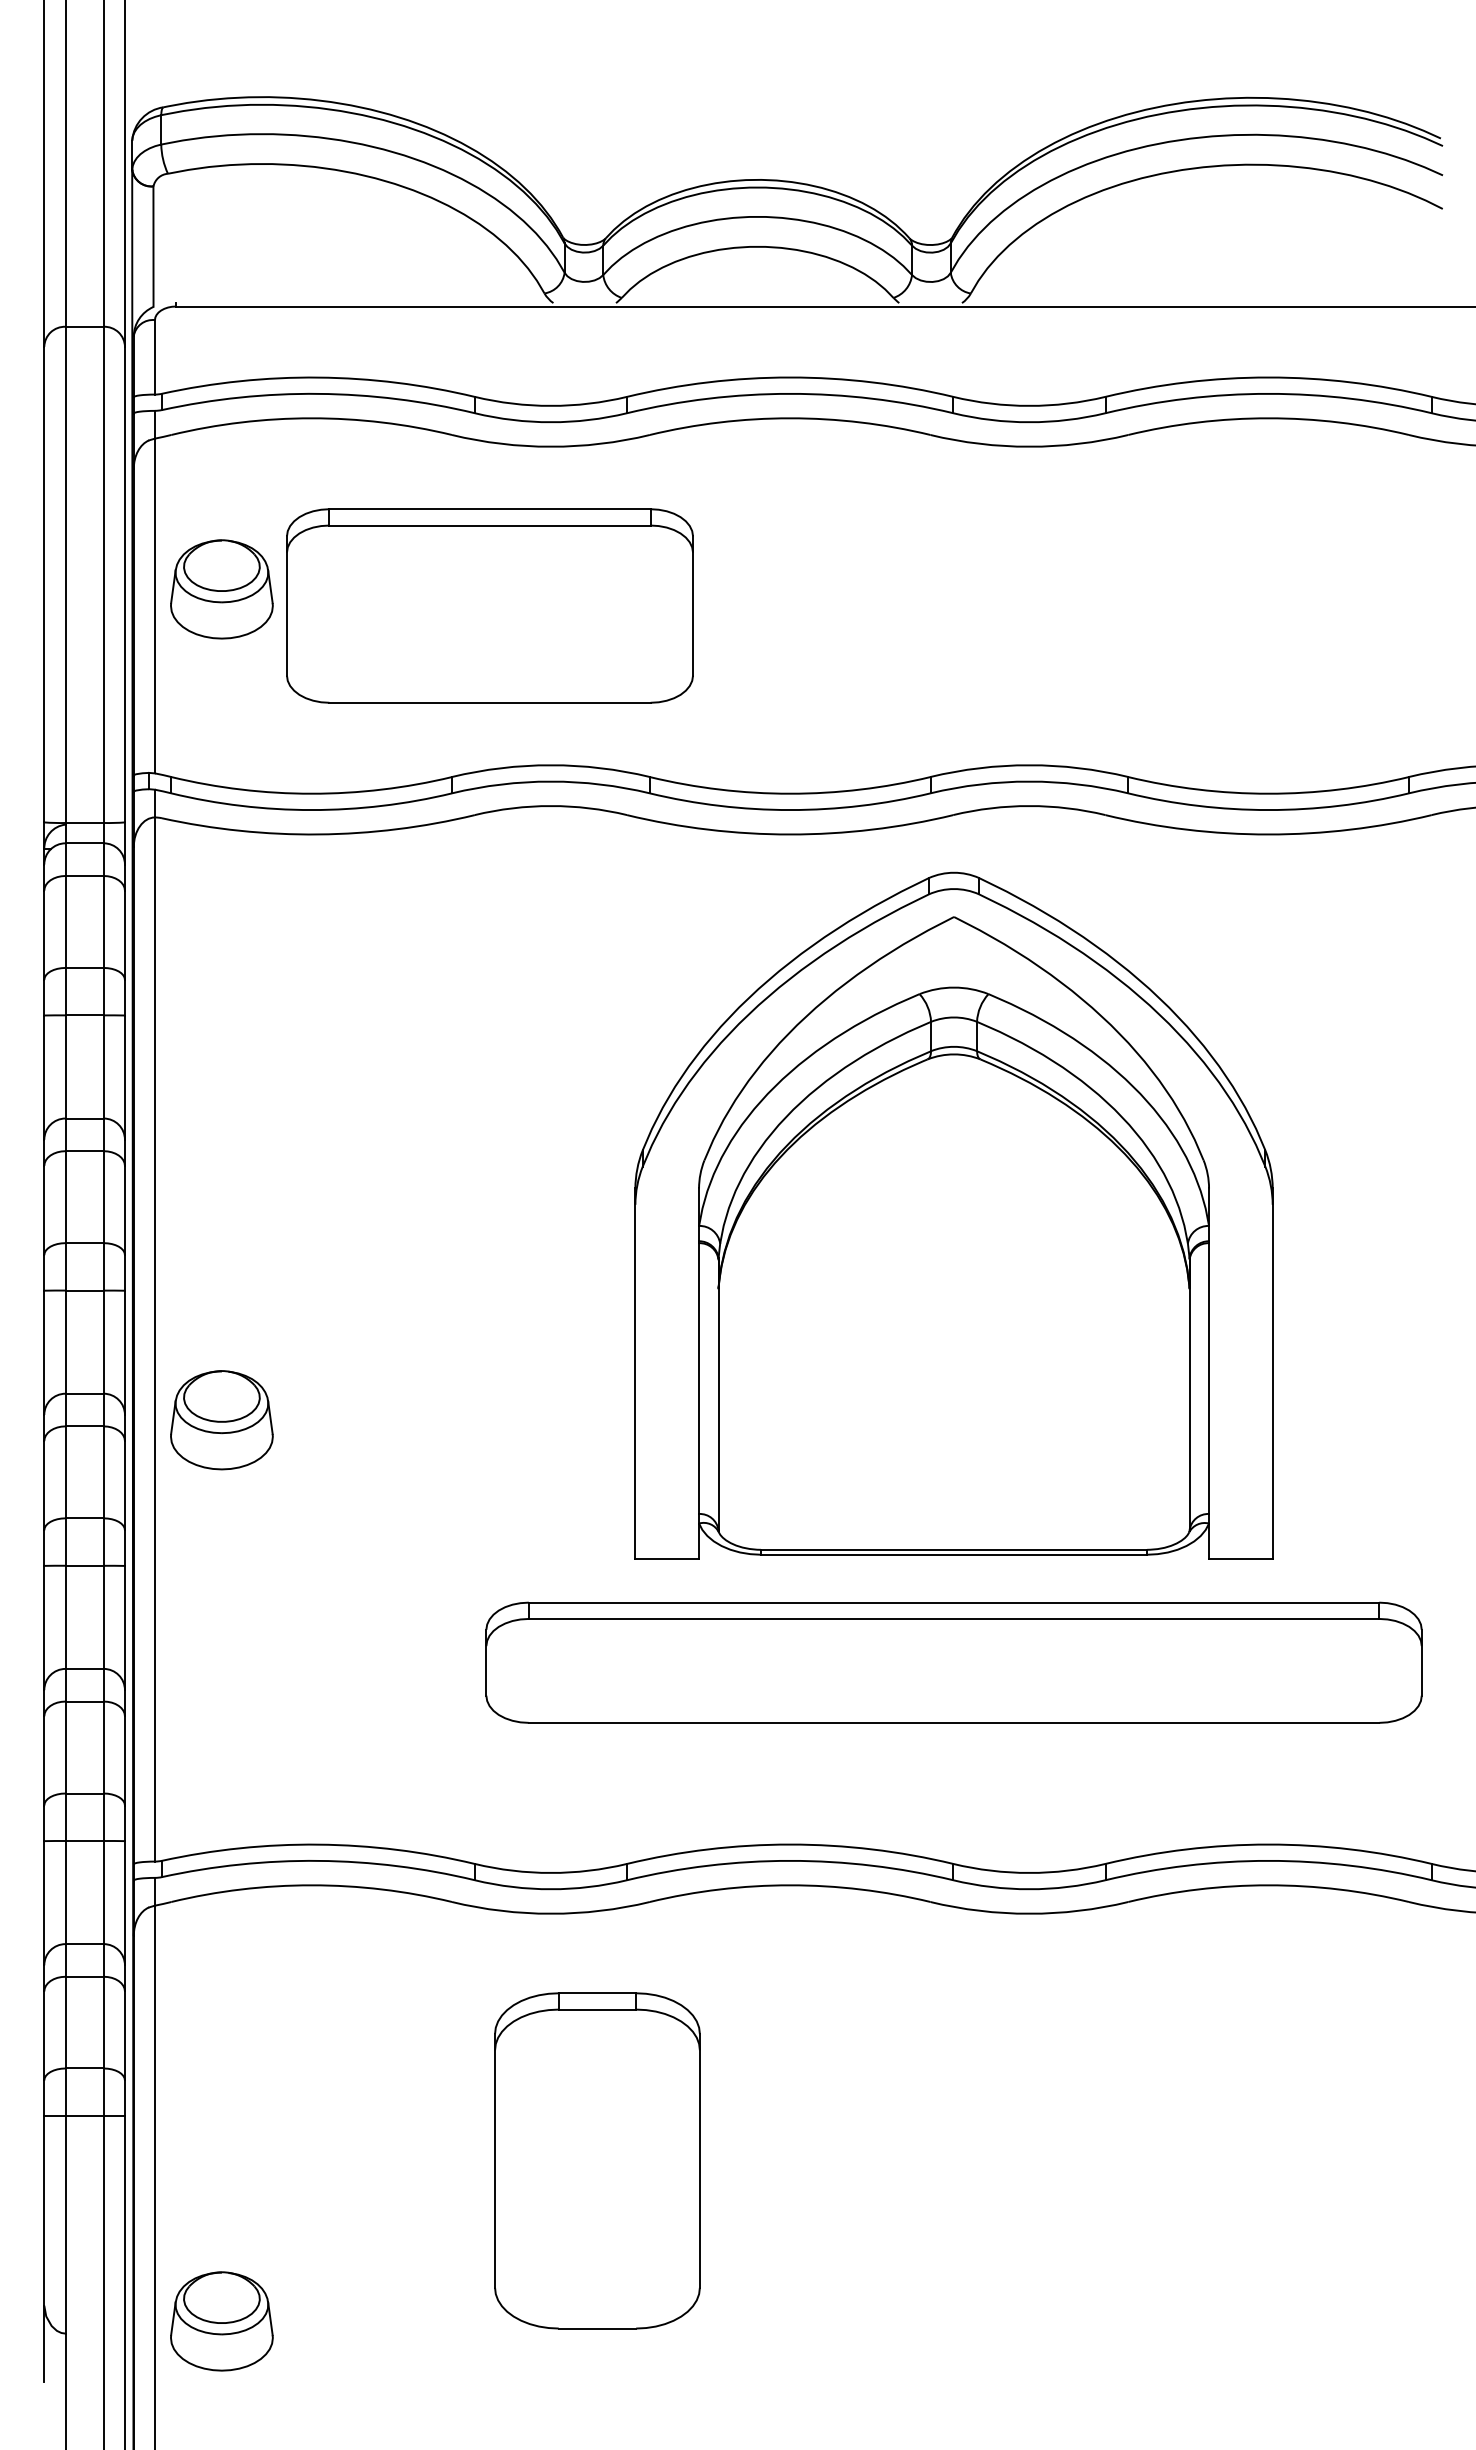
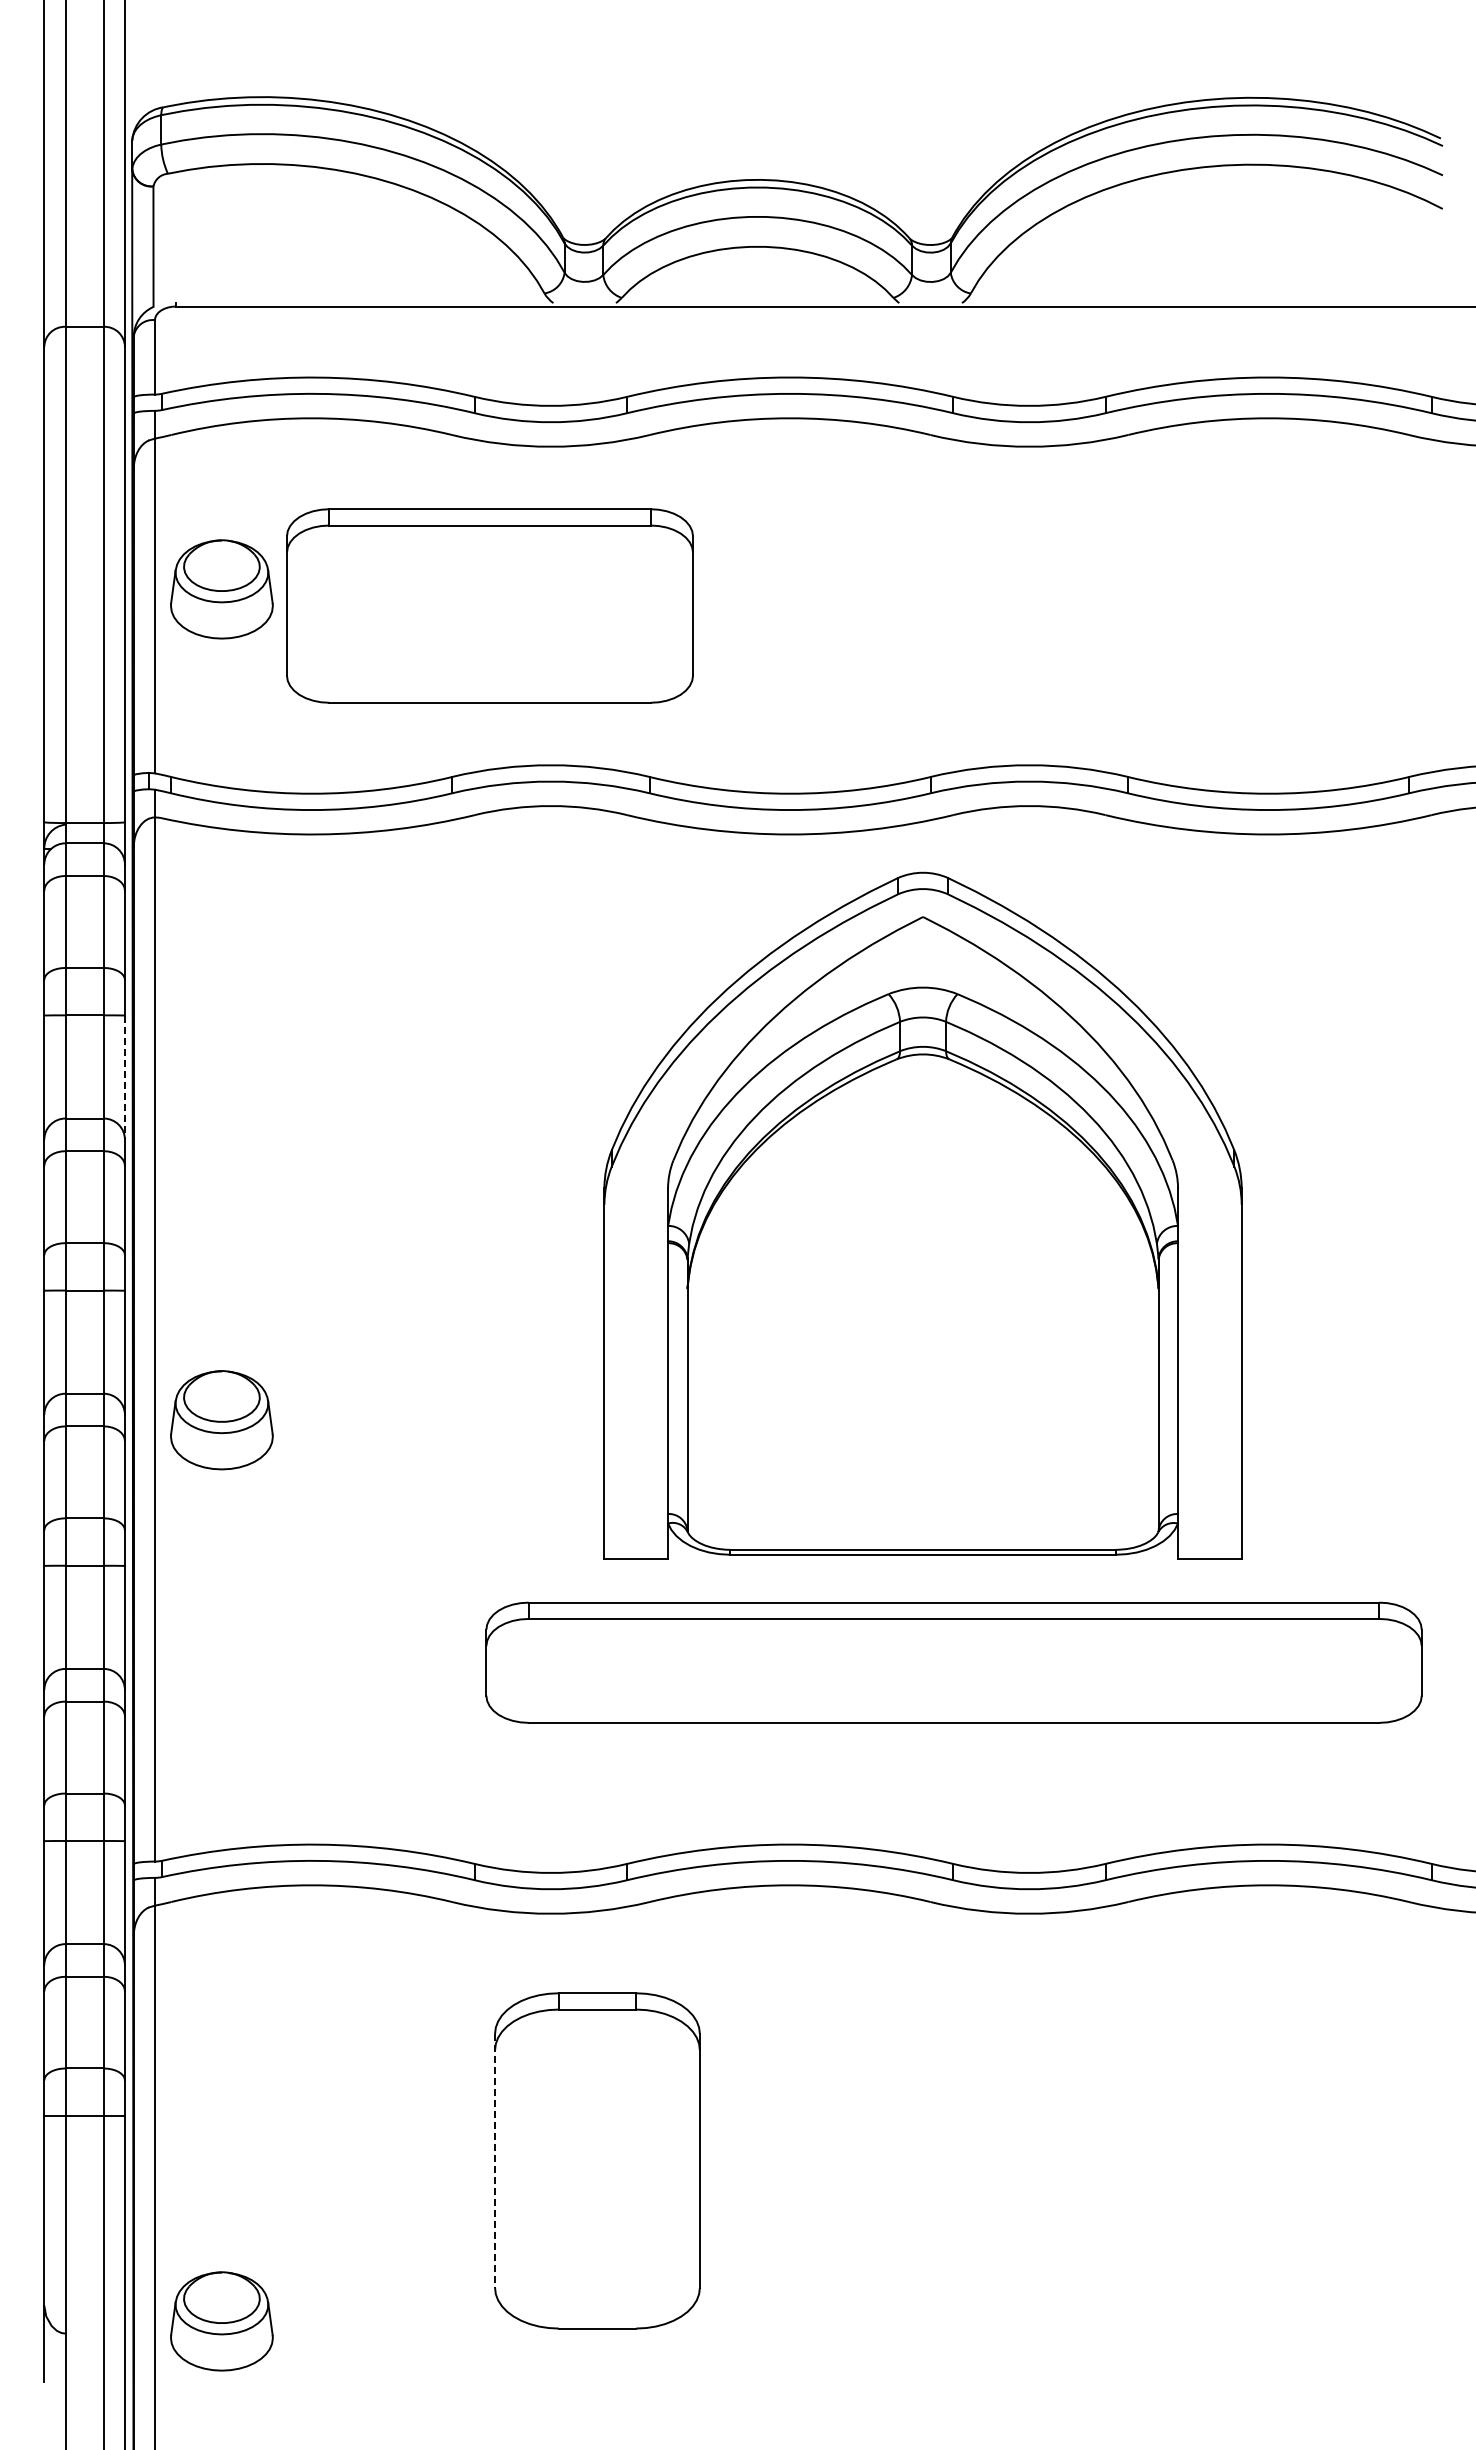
line: solid -> dashed (124, 1078)
part position: (953, 1215) -> (922, 1215) (922, 1215)
line: solid -> dashed (495, 2160)
